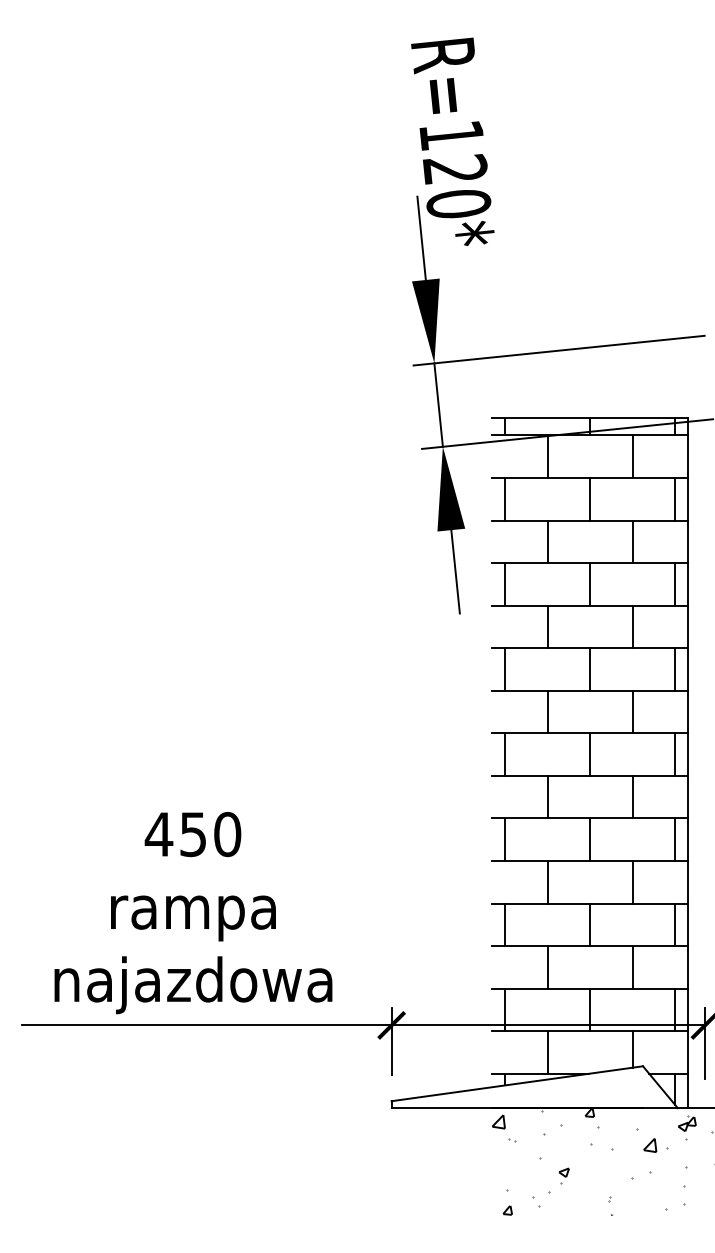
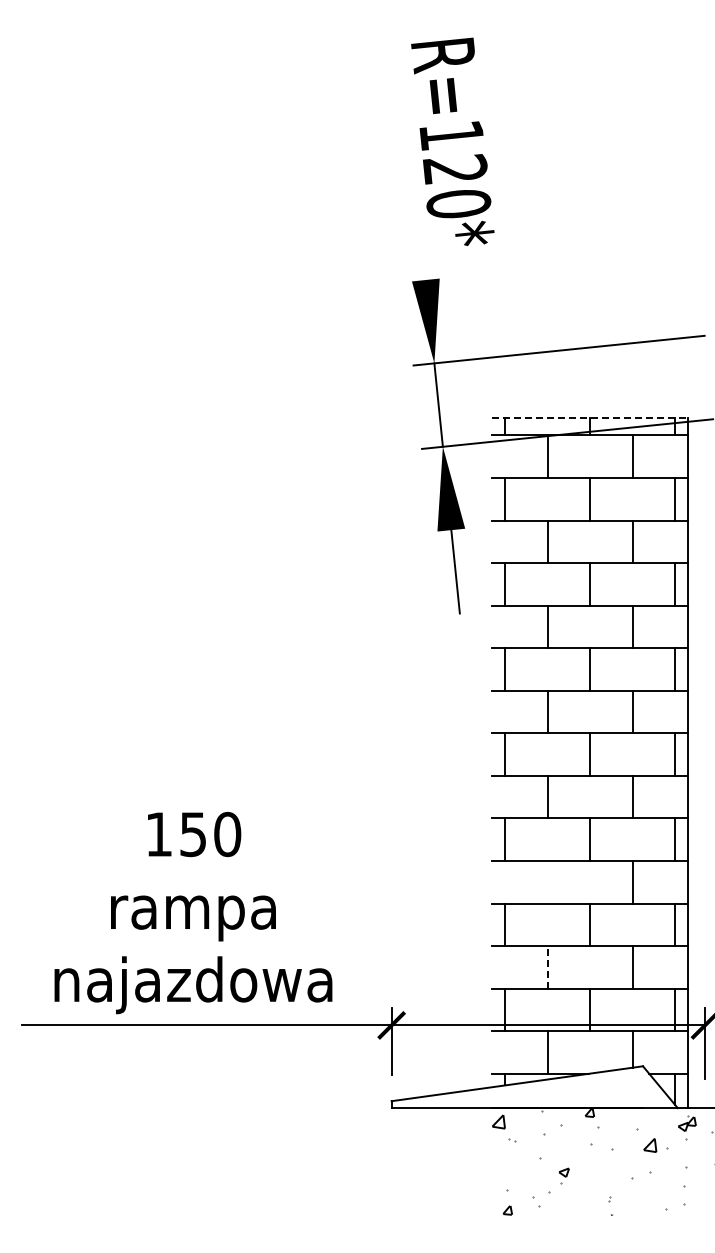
line: present -> none (421, 238)
line: solid -> dashed (589, 417)
text: 450 -> 150 (158, 834)
line: present -> none (547, 882)
line: solid -> dashed (547, 966)
